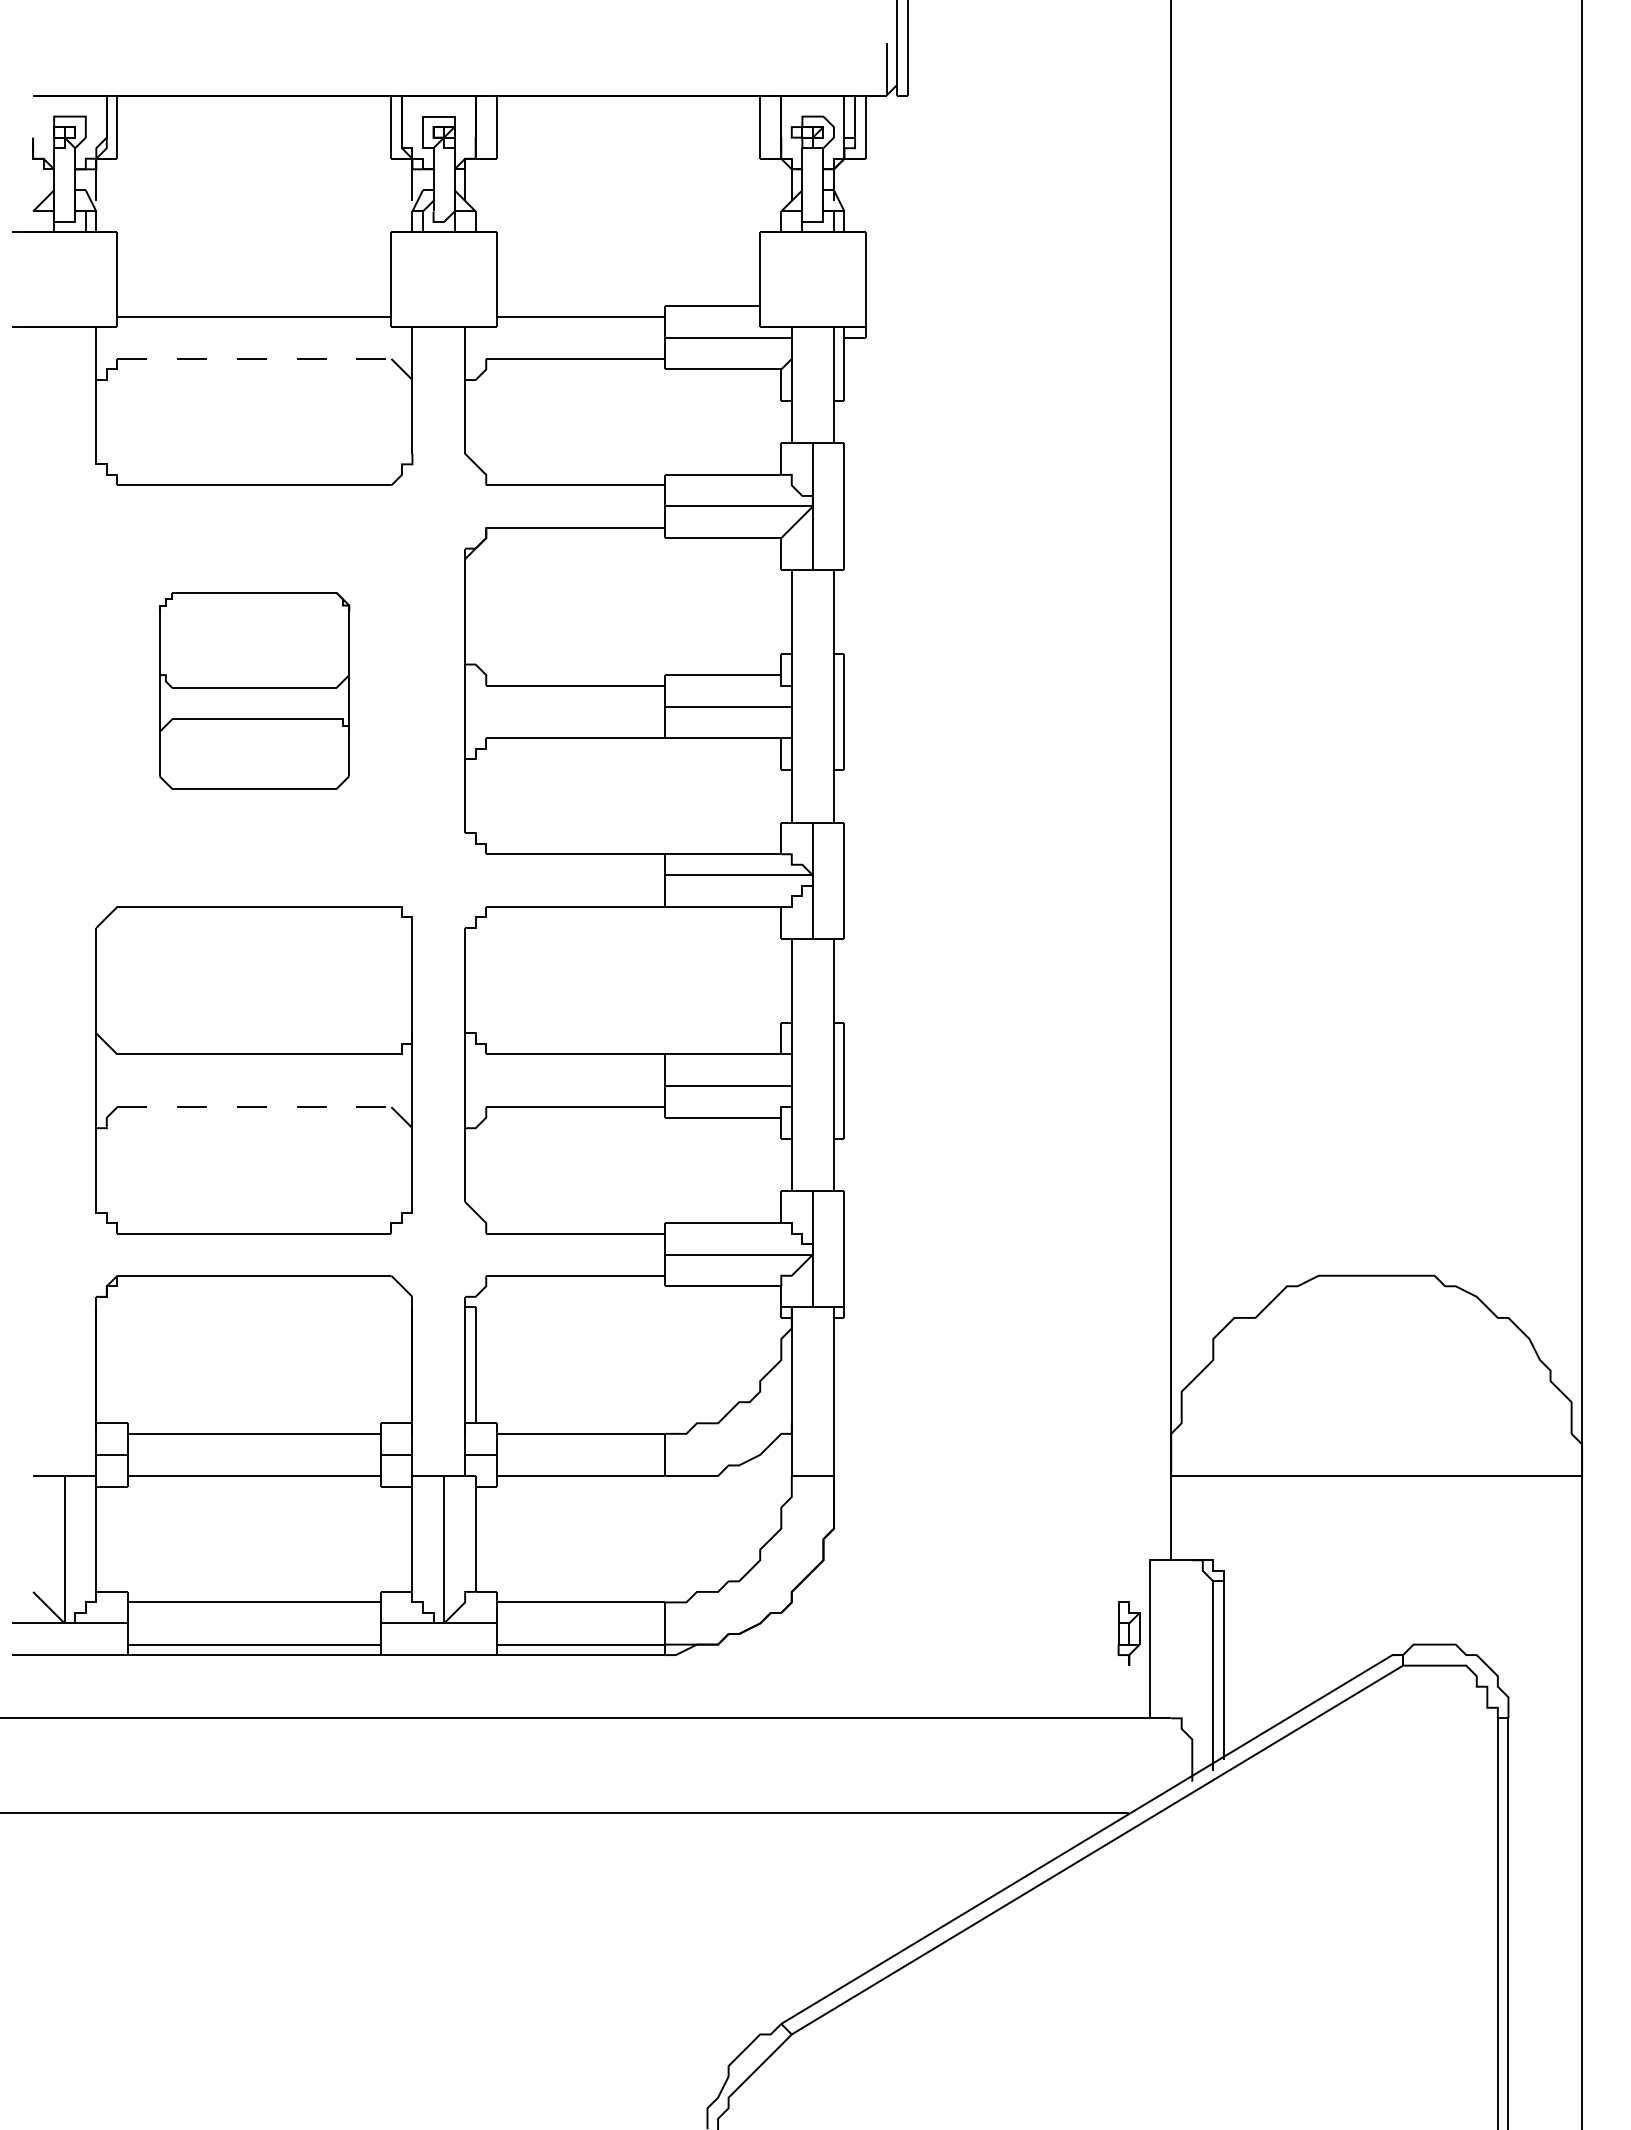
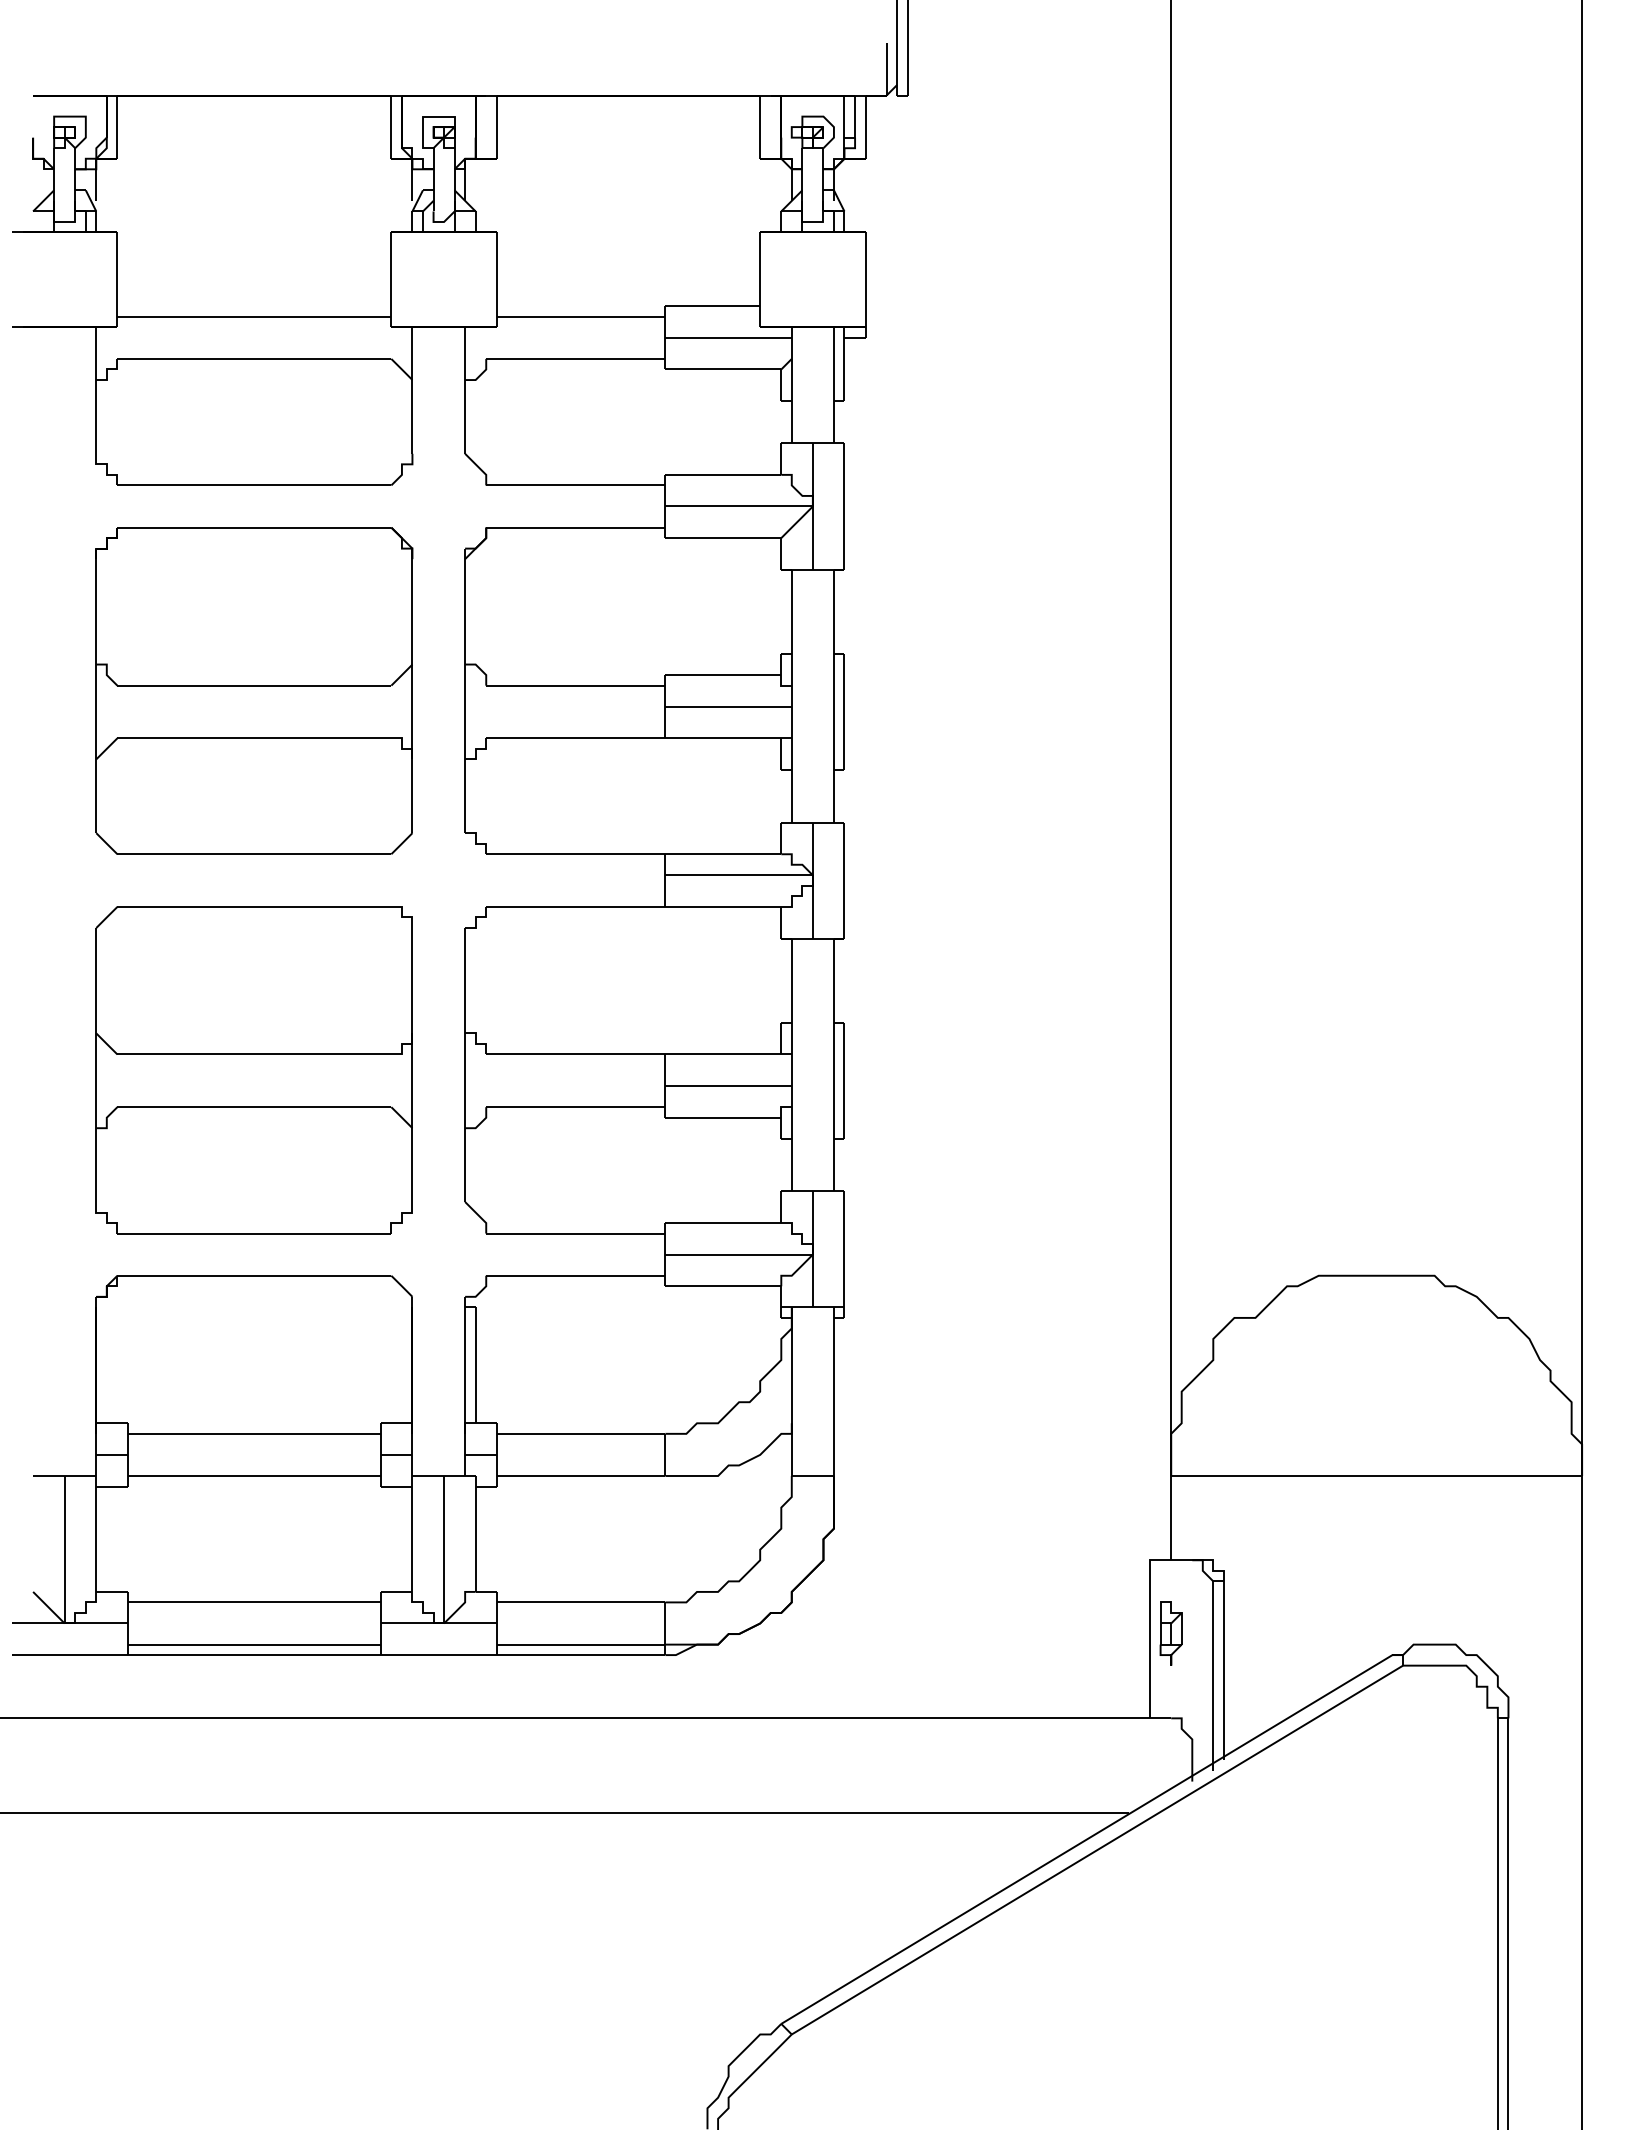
line: dashed -> solid (254, 358)
part size: 192x198 px -> 319x328 px (254, 690)
line: dashed -> solid (254, 1107)
part position: (1128, 1633) -> (1170, 1633) (1170, 1633)
